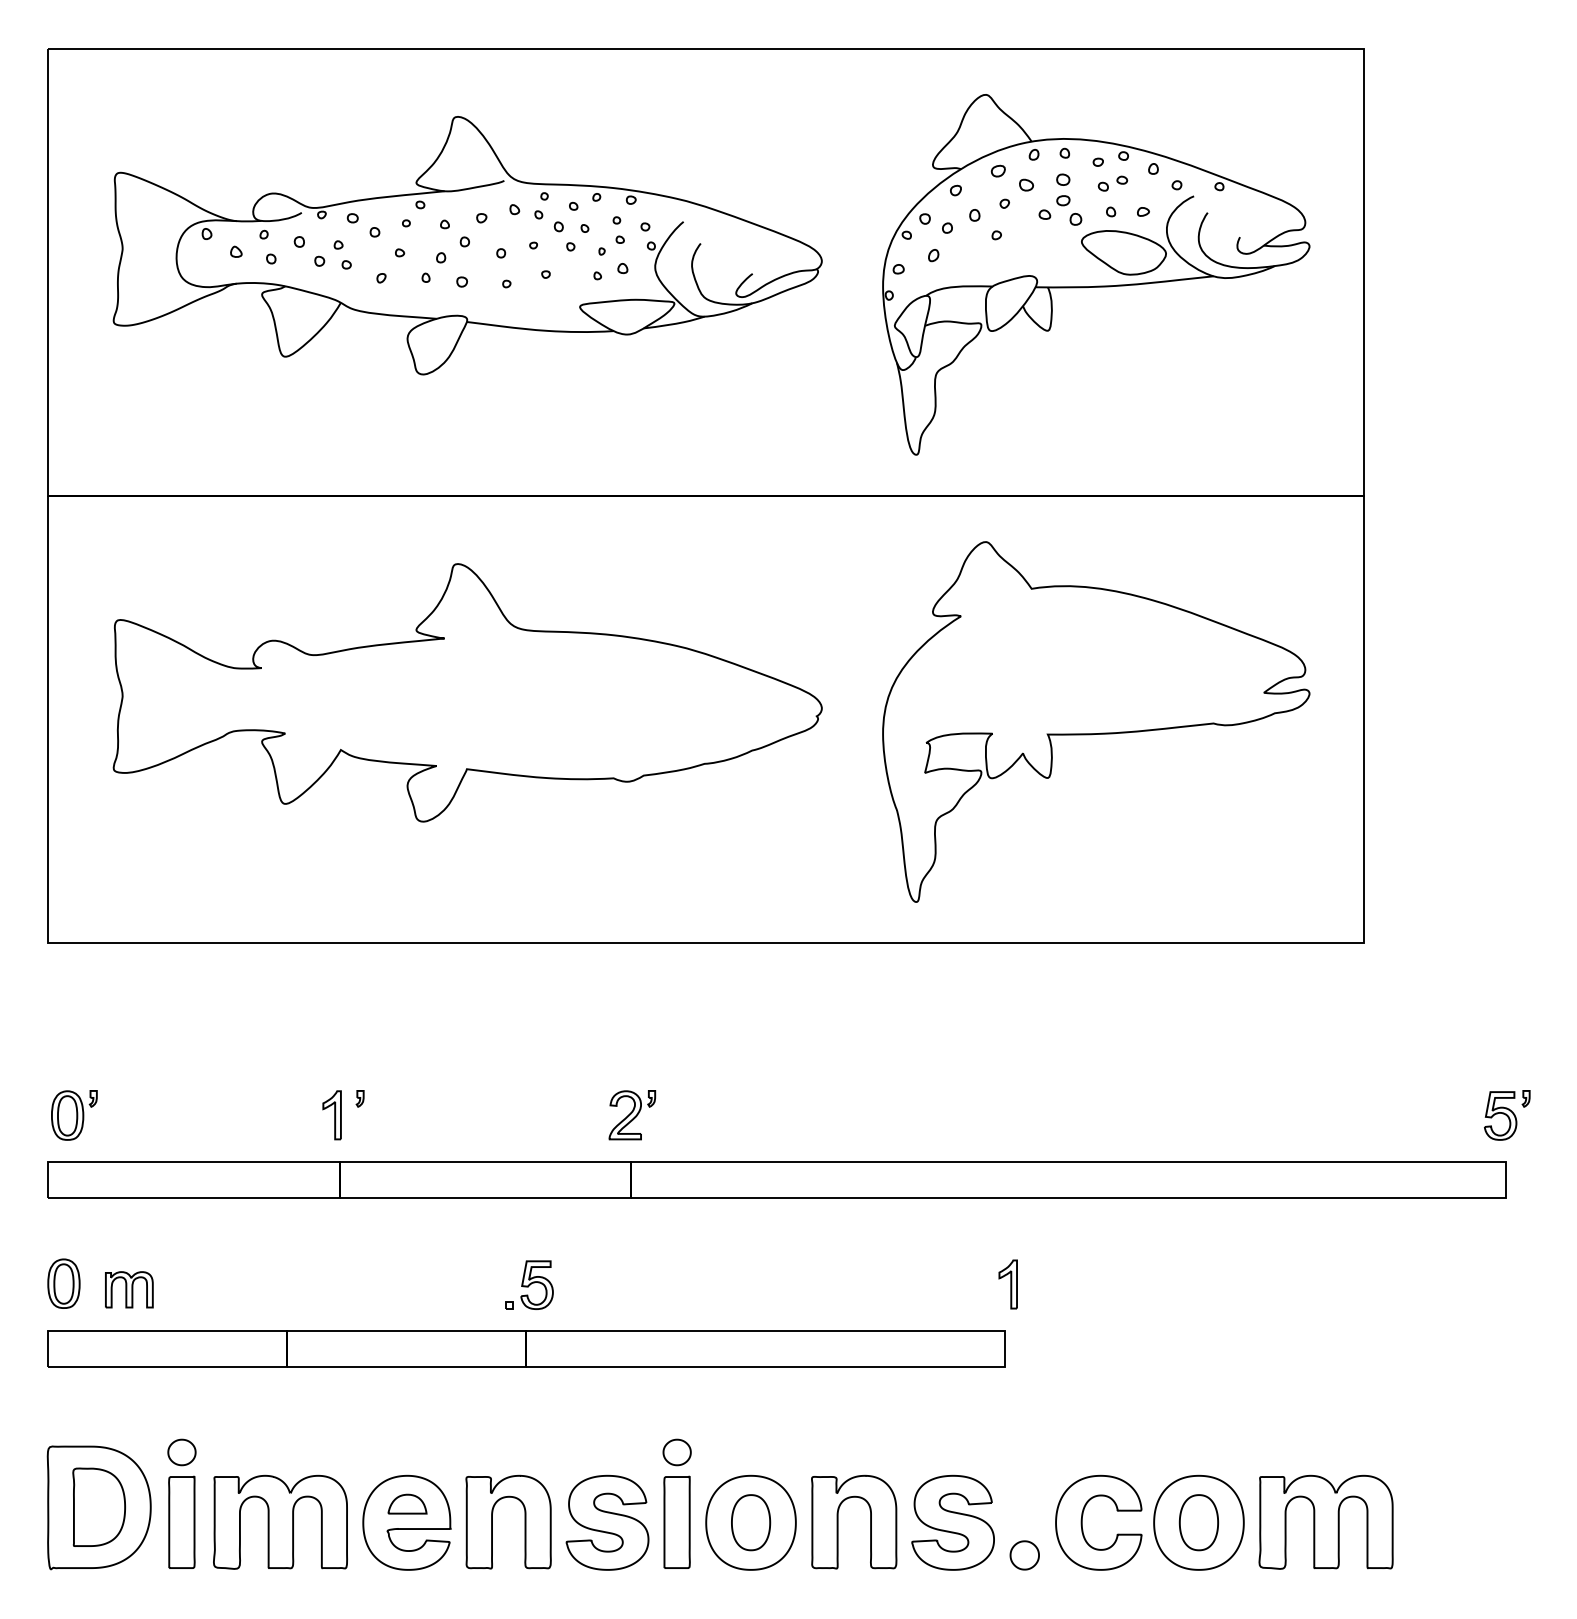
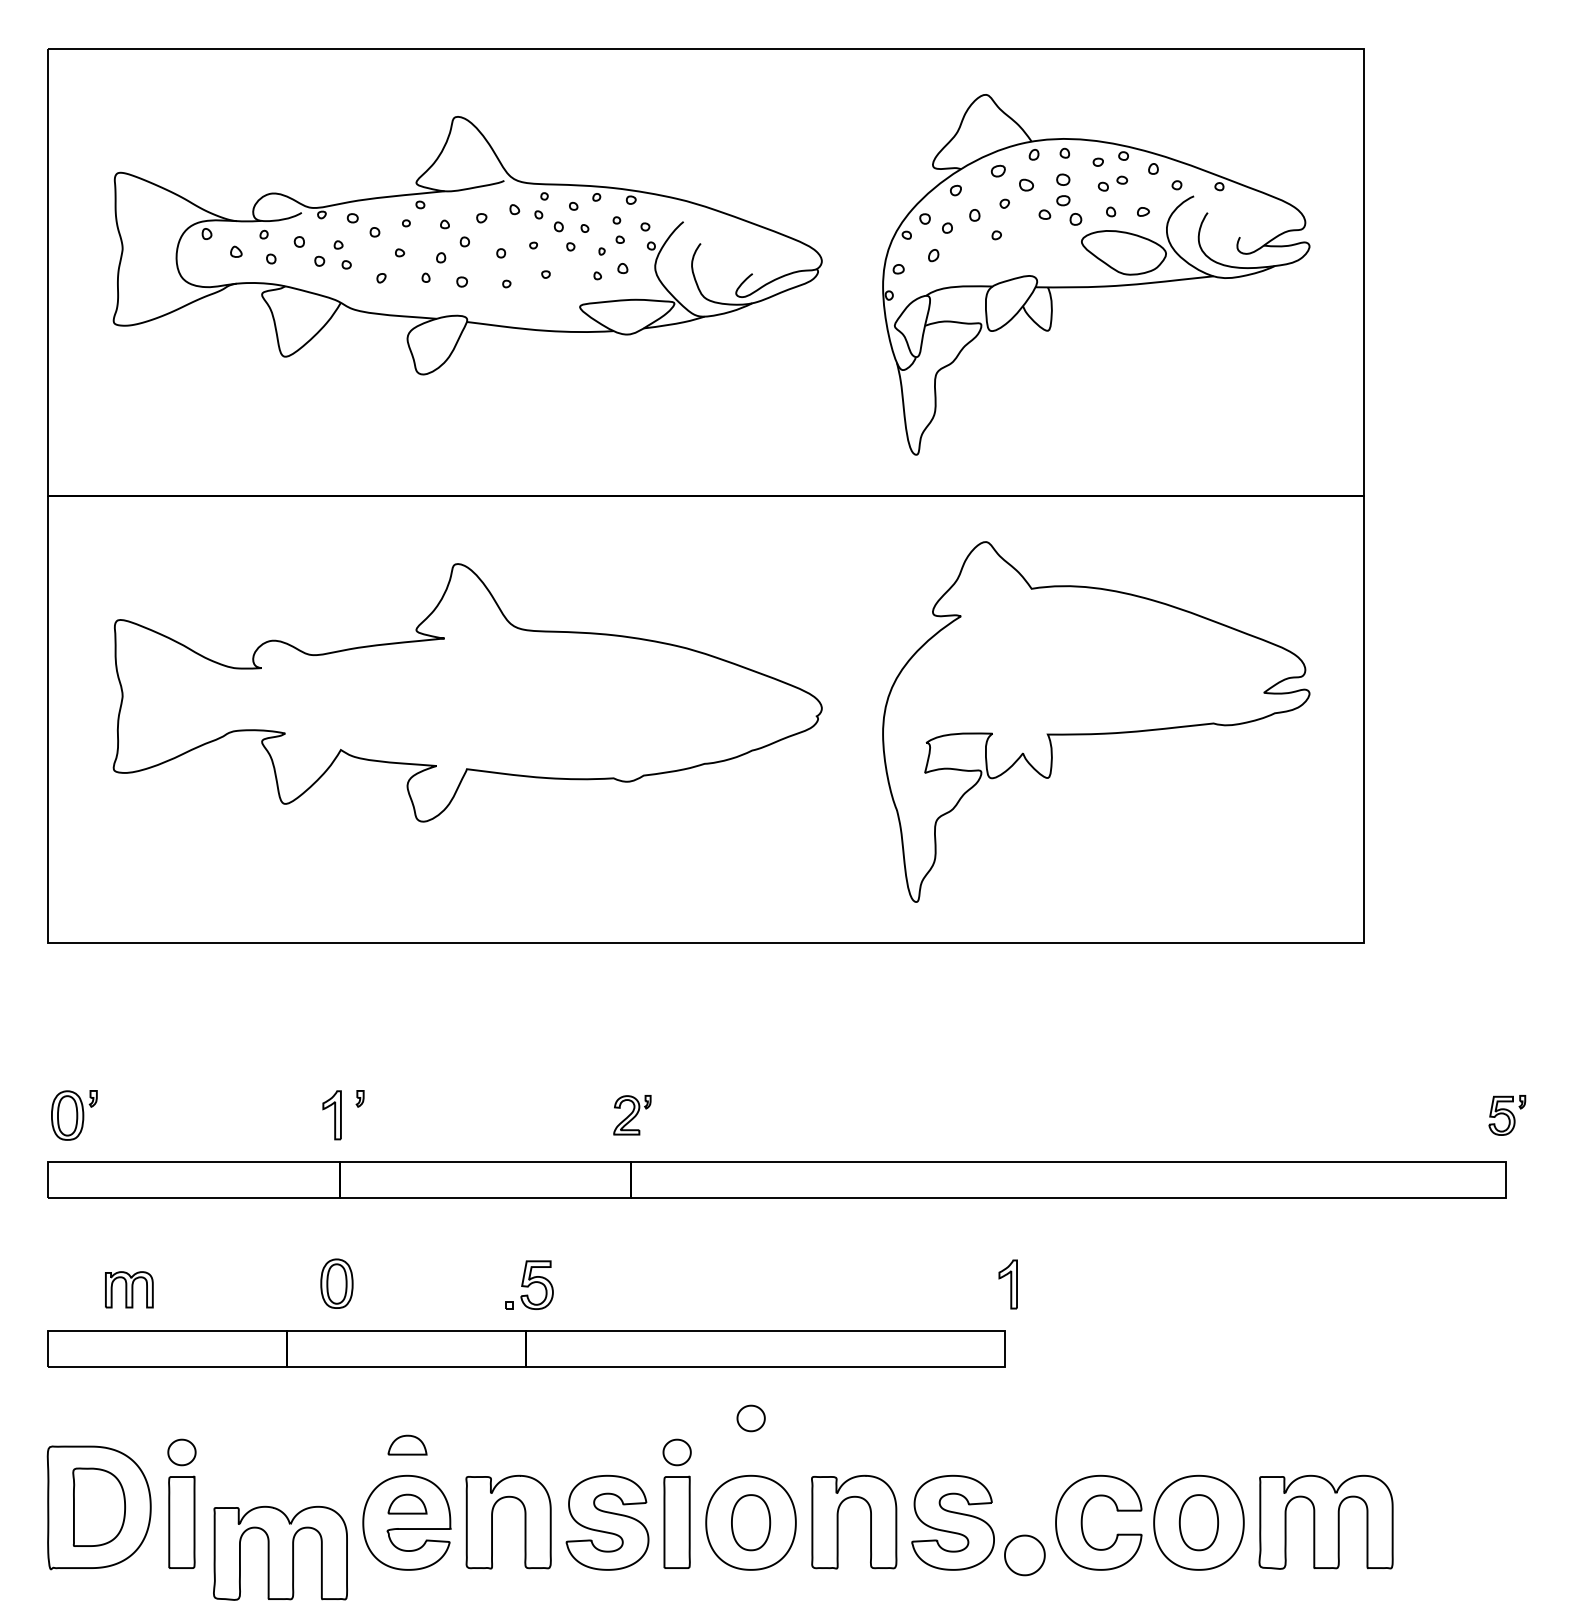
part size: 49x51 px -> 39x41 px (632, 1115)
part size: 47x51 px -> 39x41 px (1507, 1115)
part position: (63, 1283) -> (336, 1283) (336, 1283)
part: none -> present (750, 1418)
part: none -> present (407, 1444)
part position: (280, 1521) -> (280, 1552) (280, 1552)
part size: 31x31 px -> 42x43 px (1024, 1555)
